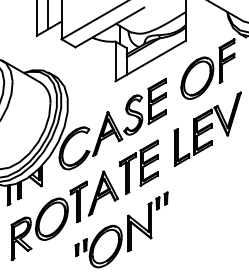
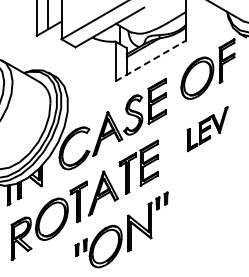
line: solid -> dashed (150, 61)
part size: 69x76 px -> 43x47 px (207, 129)
